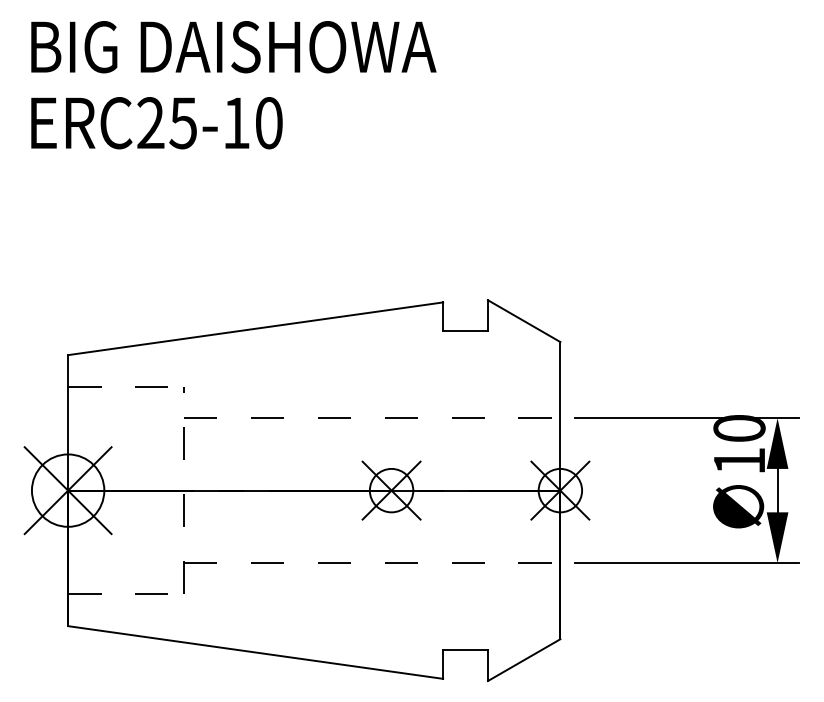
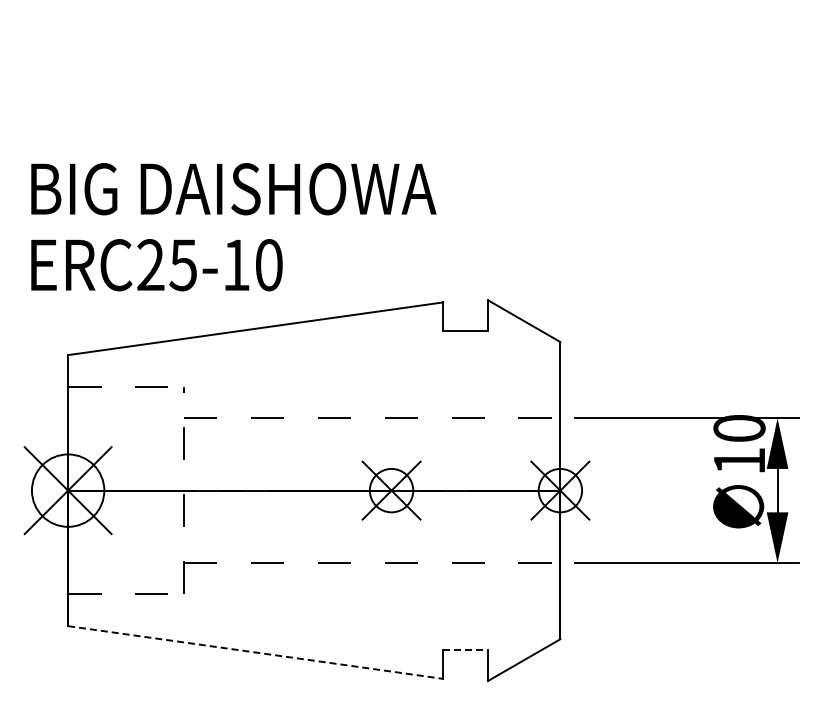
text position: (233, 85) -> (233, 227) (233, 227)
line: solid -> dashed (466, 649)
line: solid -> dashed (256, 652)
